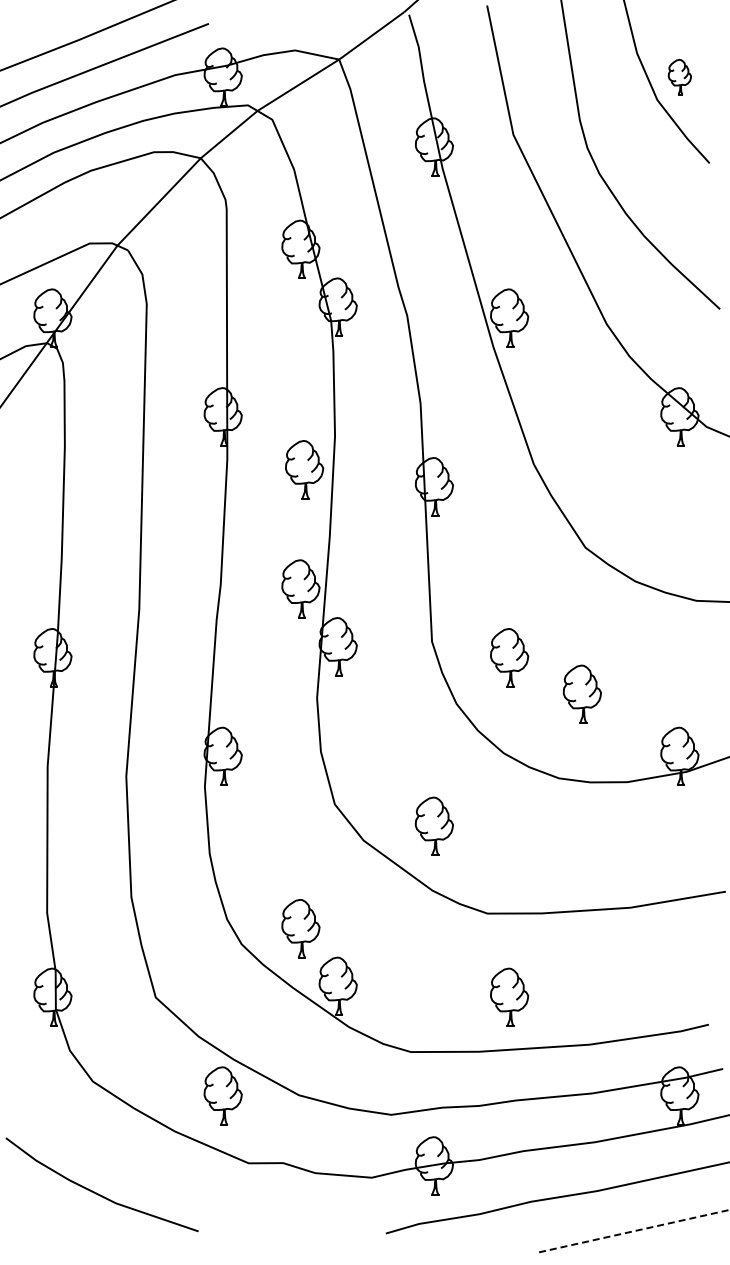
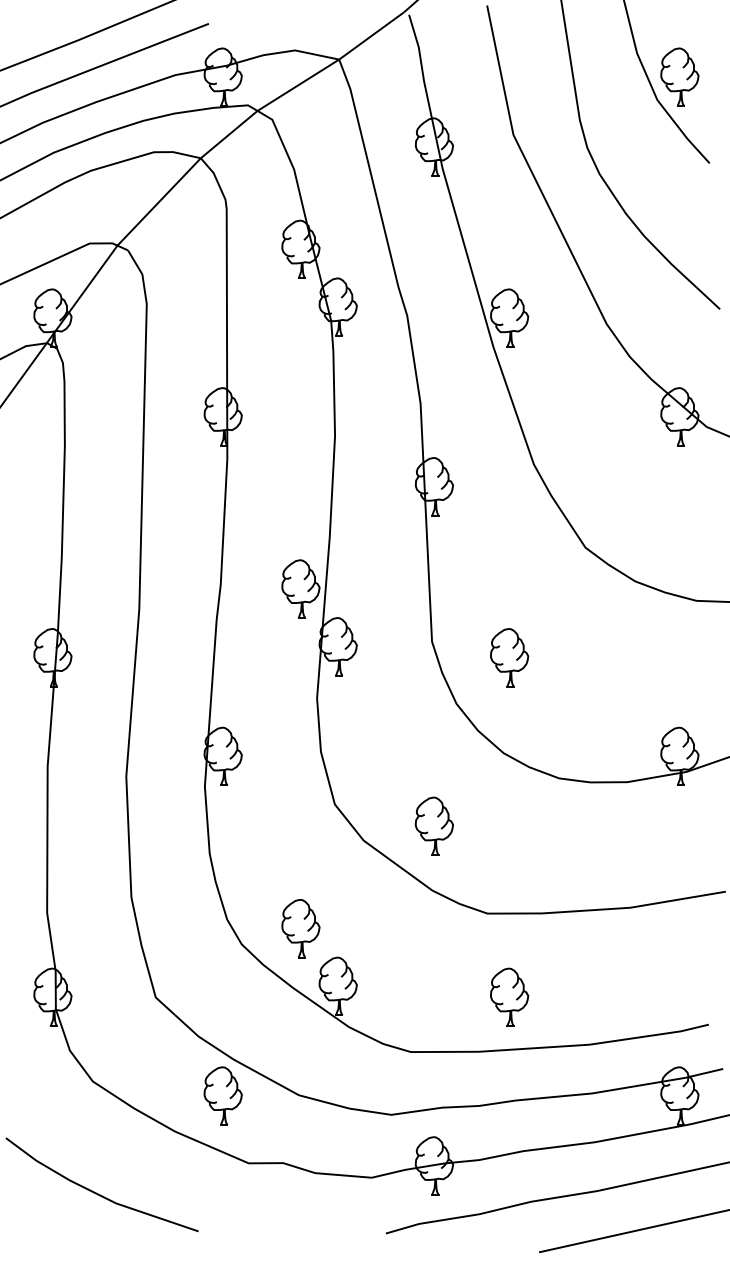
part size: 25x37 px -> 40x60 px (679, 76)
part: present -> none (304, 469)
part: present -> none (581, 693)
line: dashed -> solid (634, 1231)
